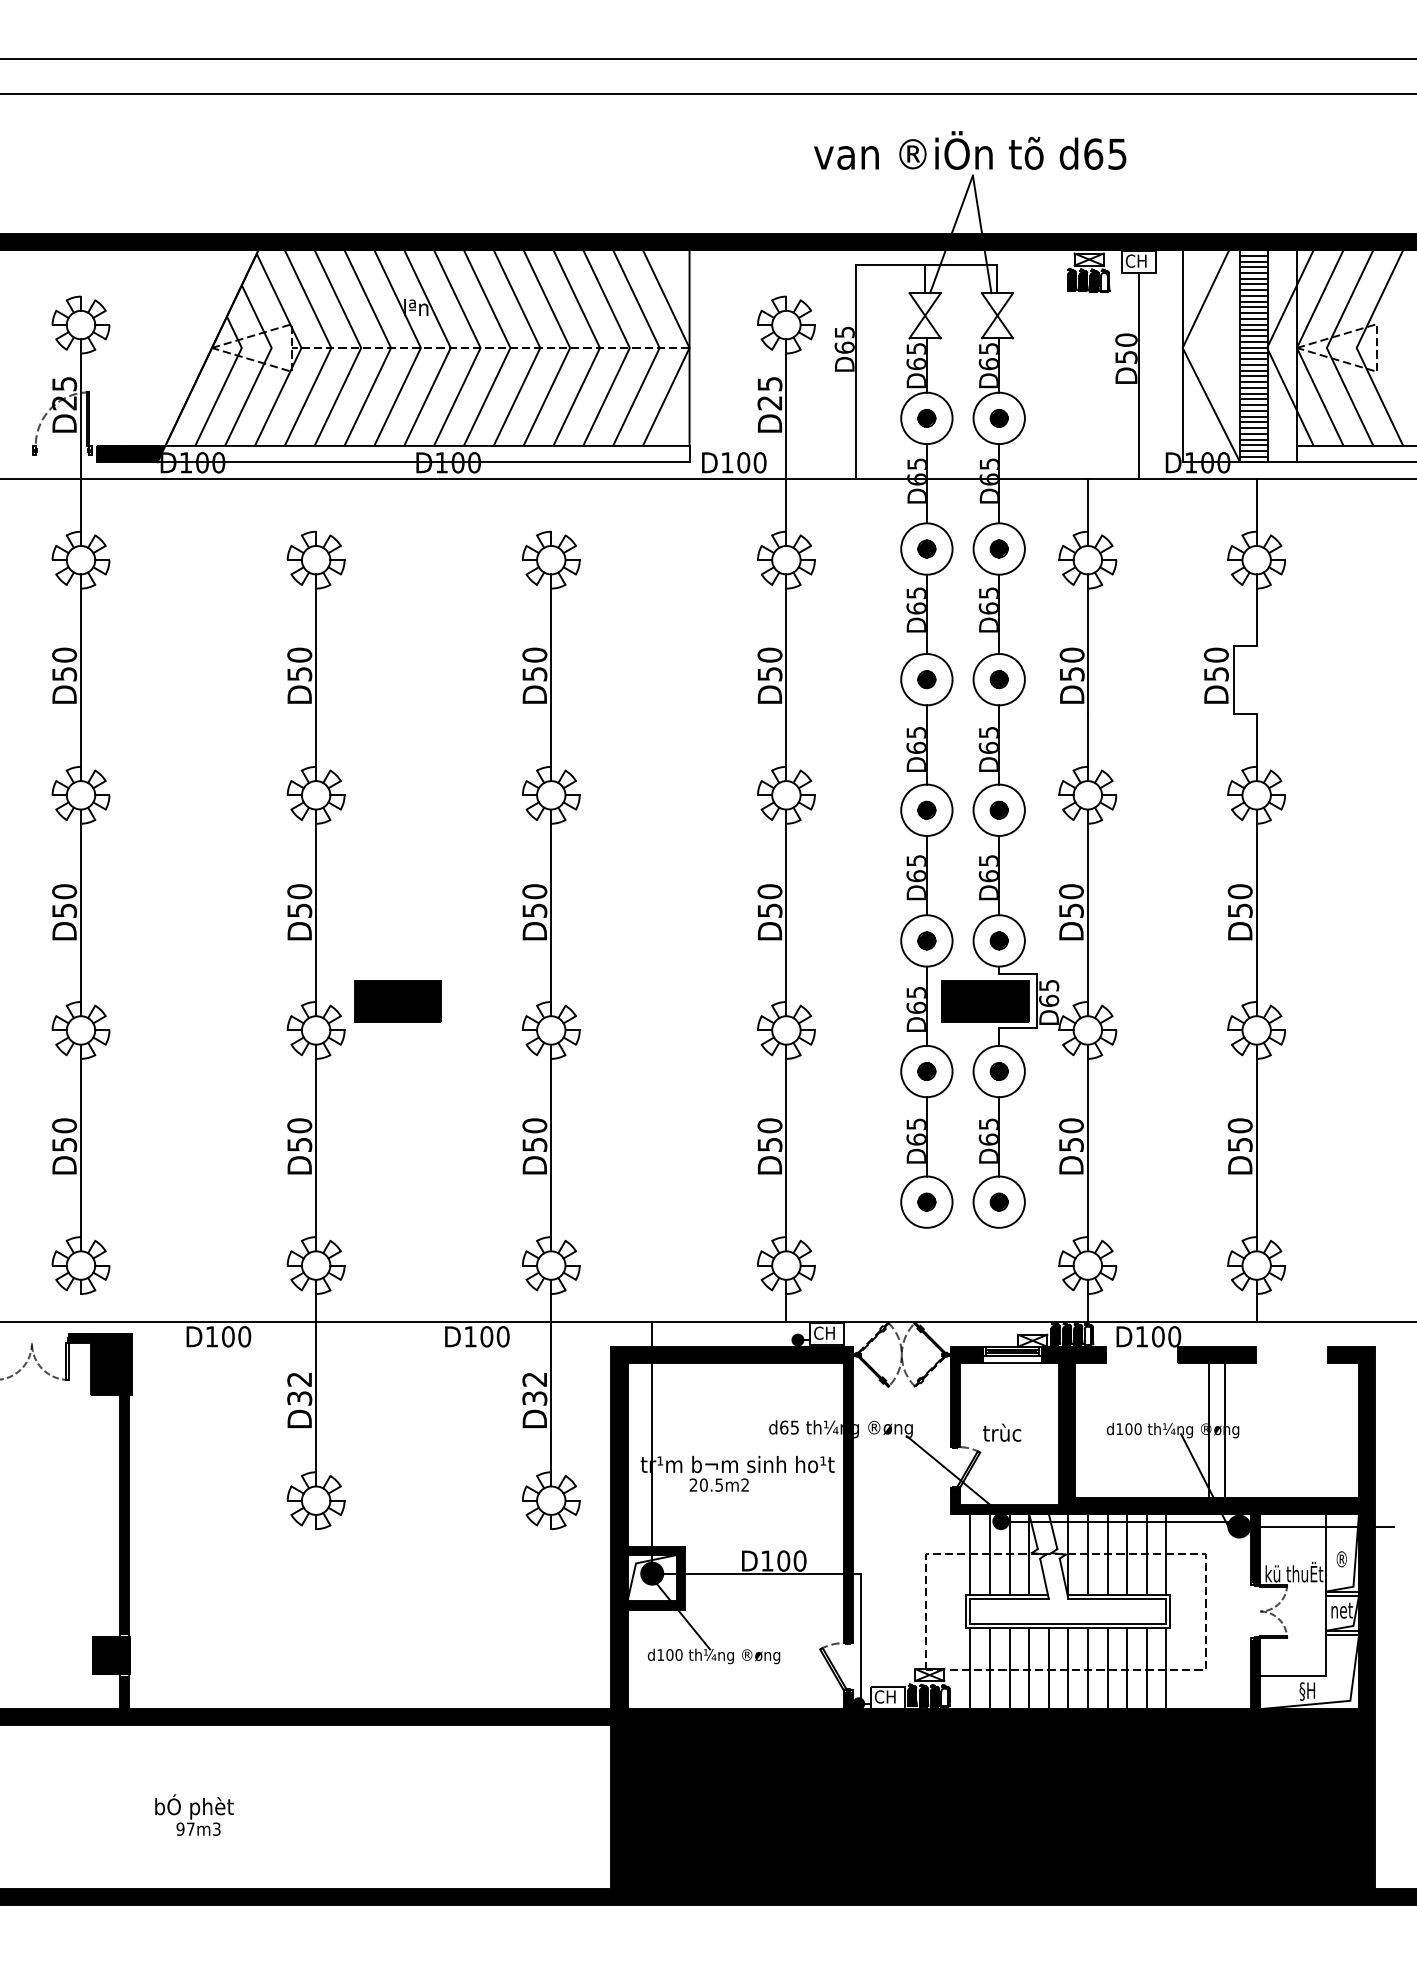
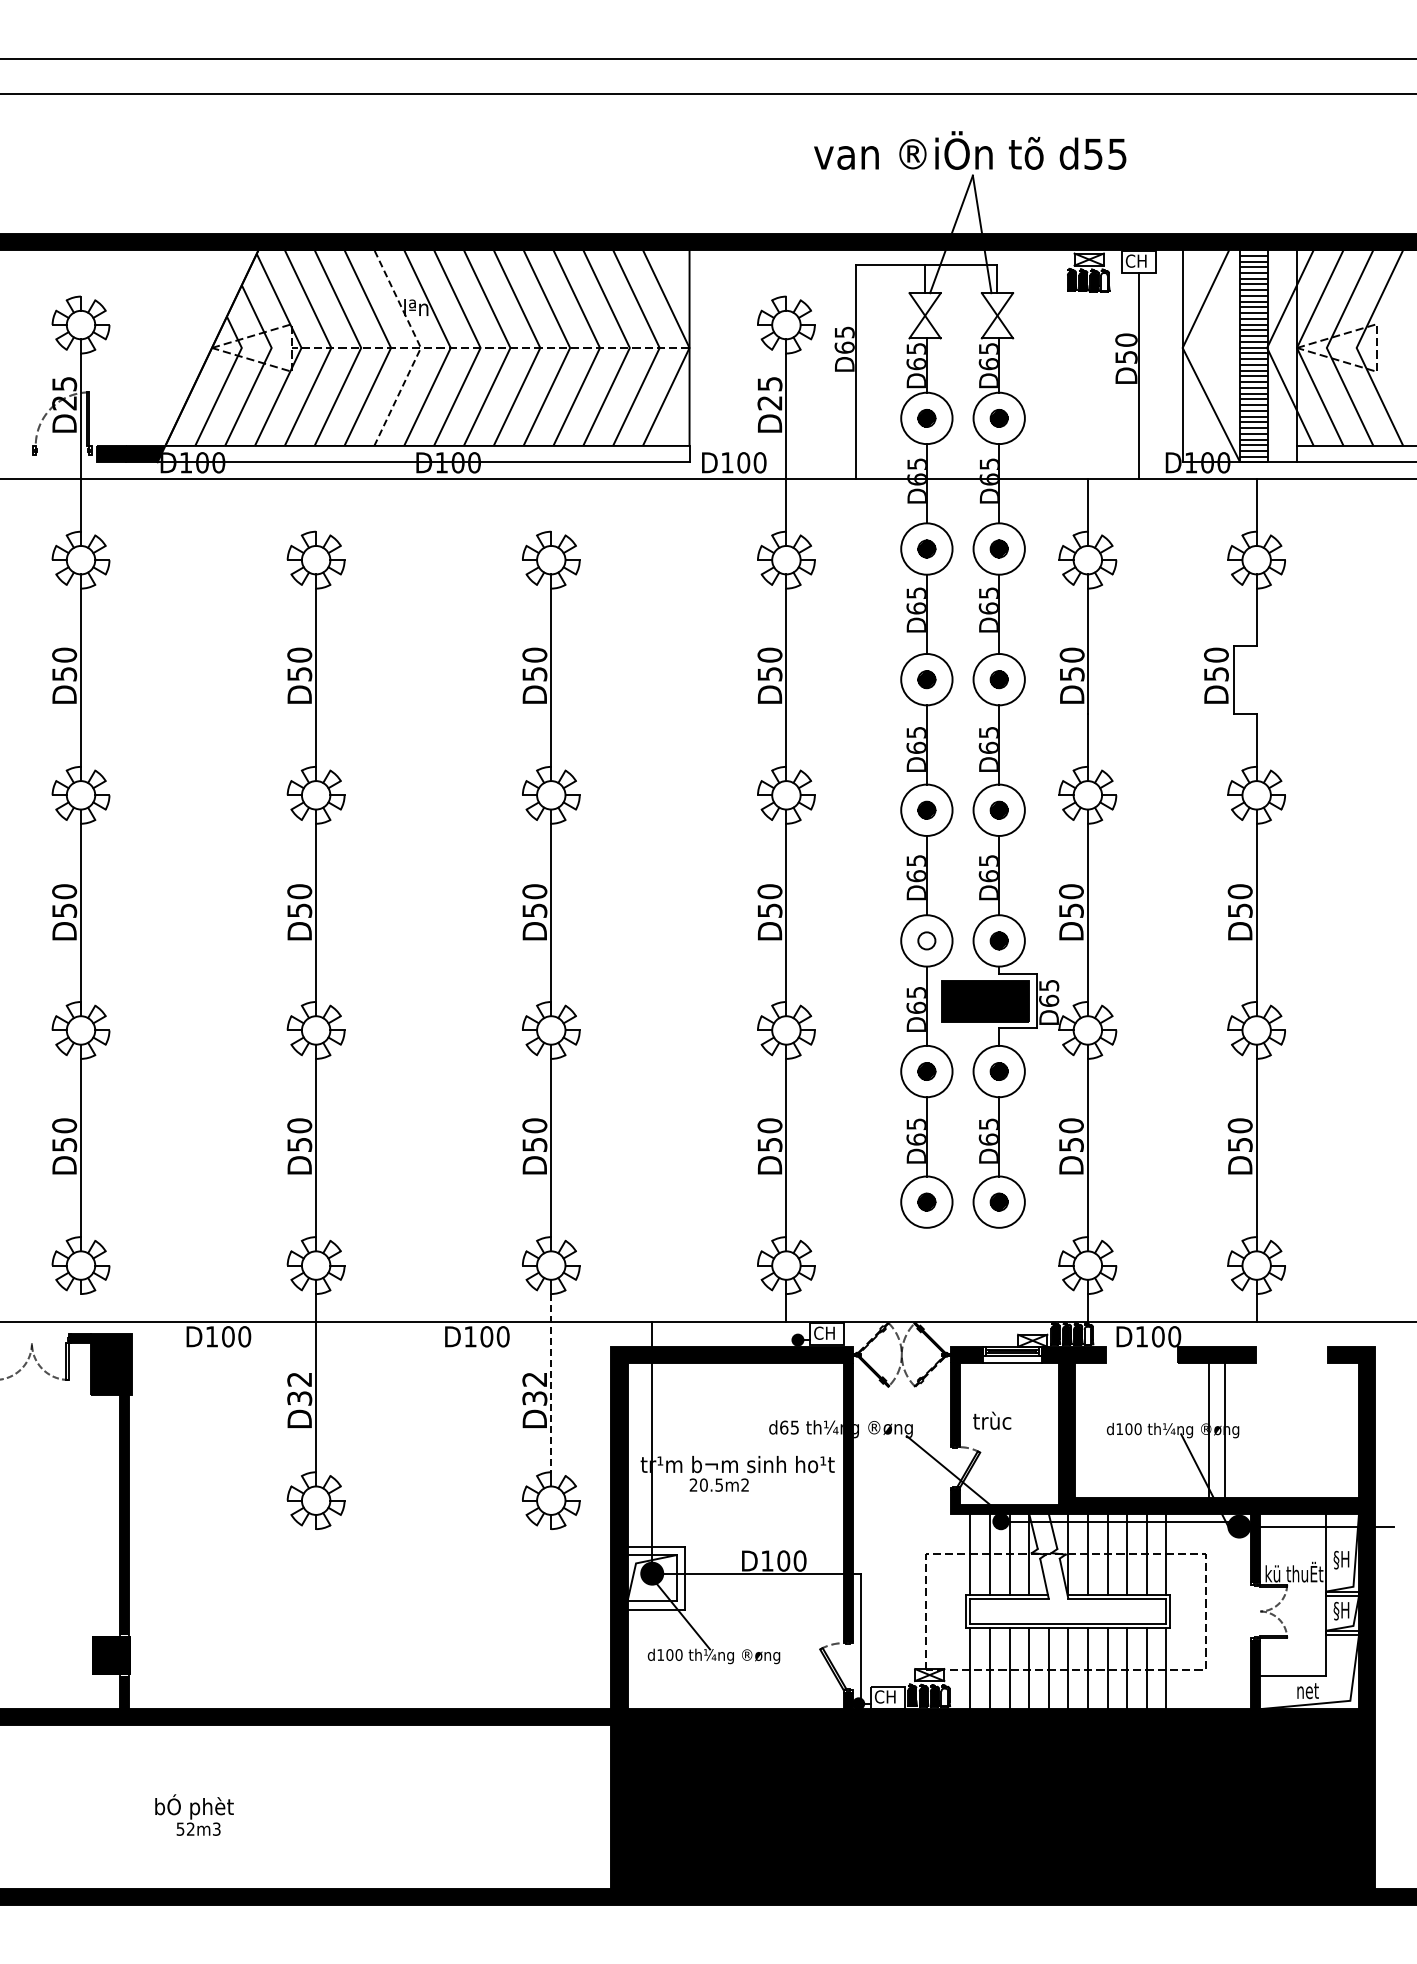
text: d65 -> d55 (1093, 153)
line: solid -> dashed (420, 347)
hatch: present -> none (926, 940)
part: present -> none (397, 1001)
line: solid -> dashed (551, 1383)
text position: (1002, 1432) -> (992, 1420) (992, 1420)
text: ® -> §H (1341, 1559)
fill: present -> none (656, 1577)
text: net -> §H (1341, 1610)
text: §H -> net (1307, 1691)
text: 97m3 -> 52m3 (185, 1828)
